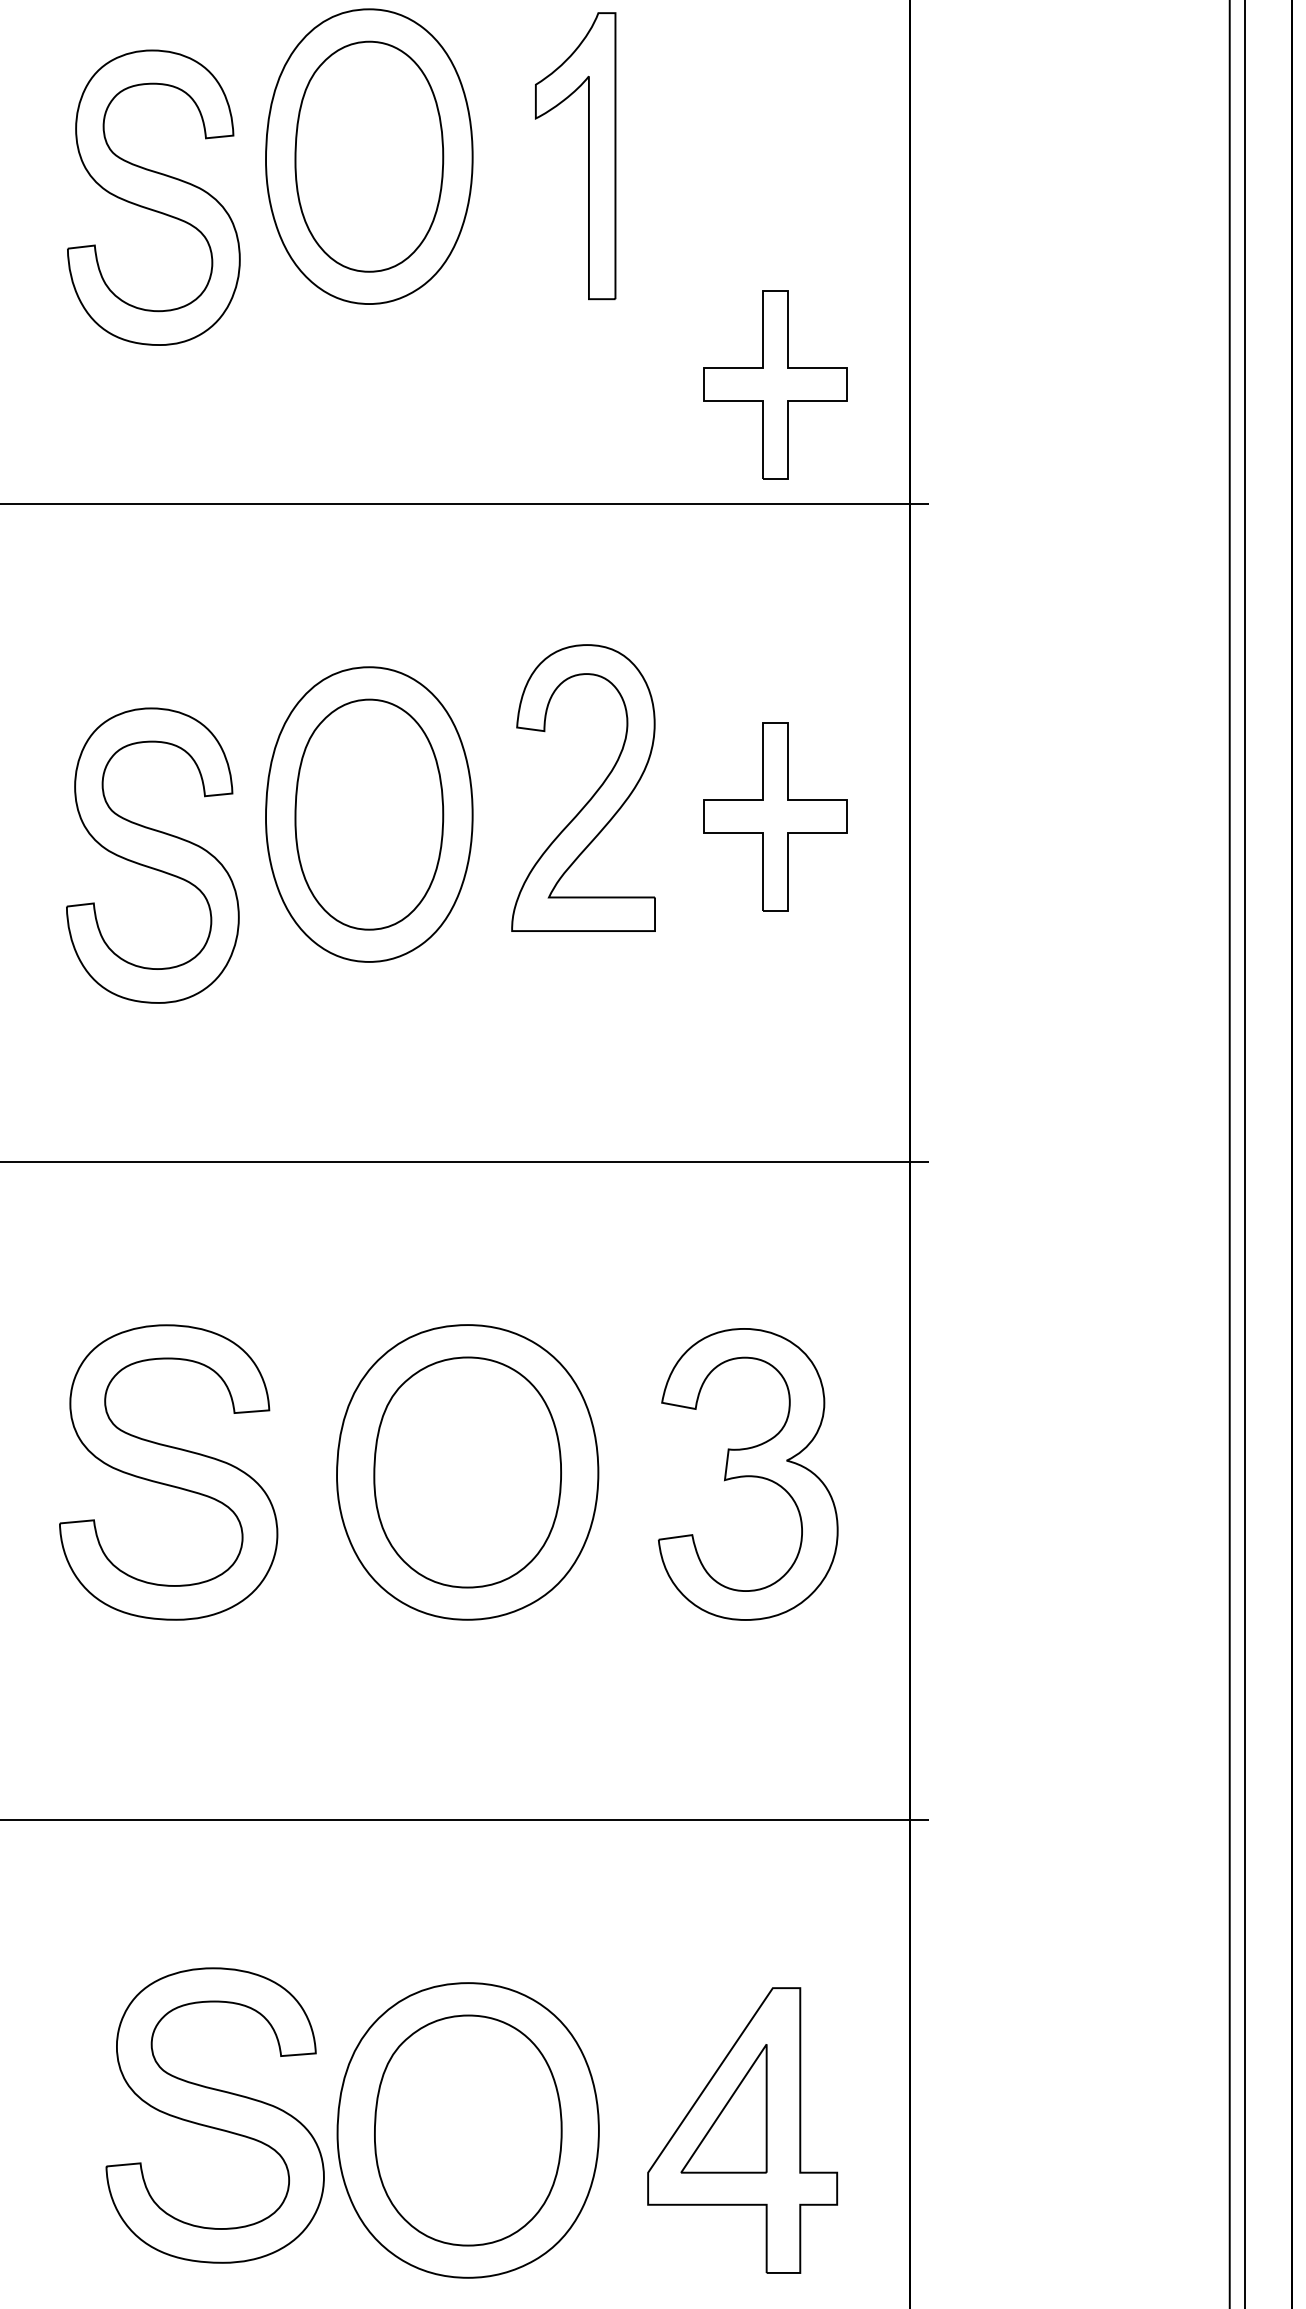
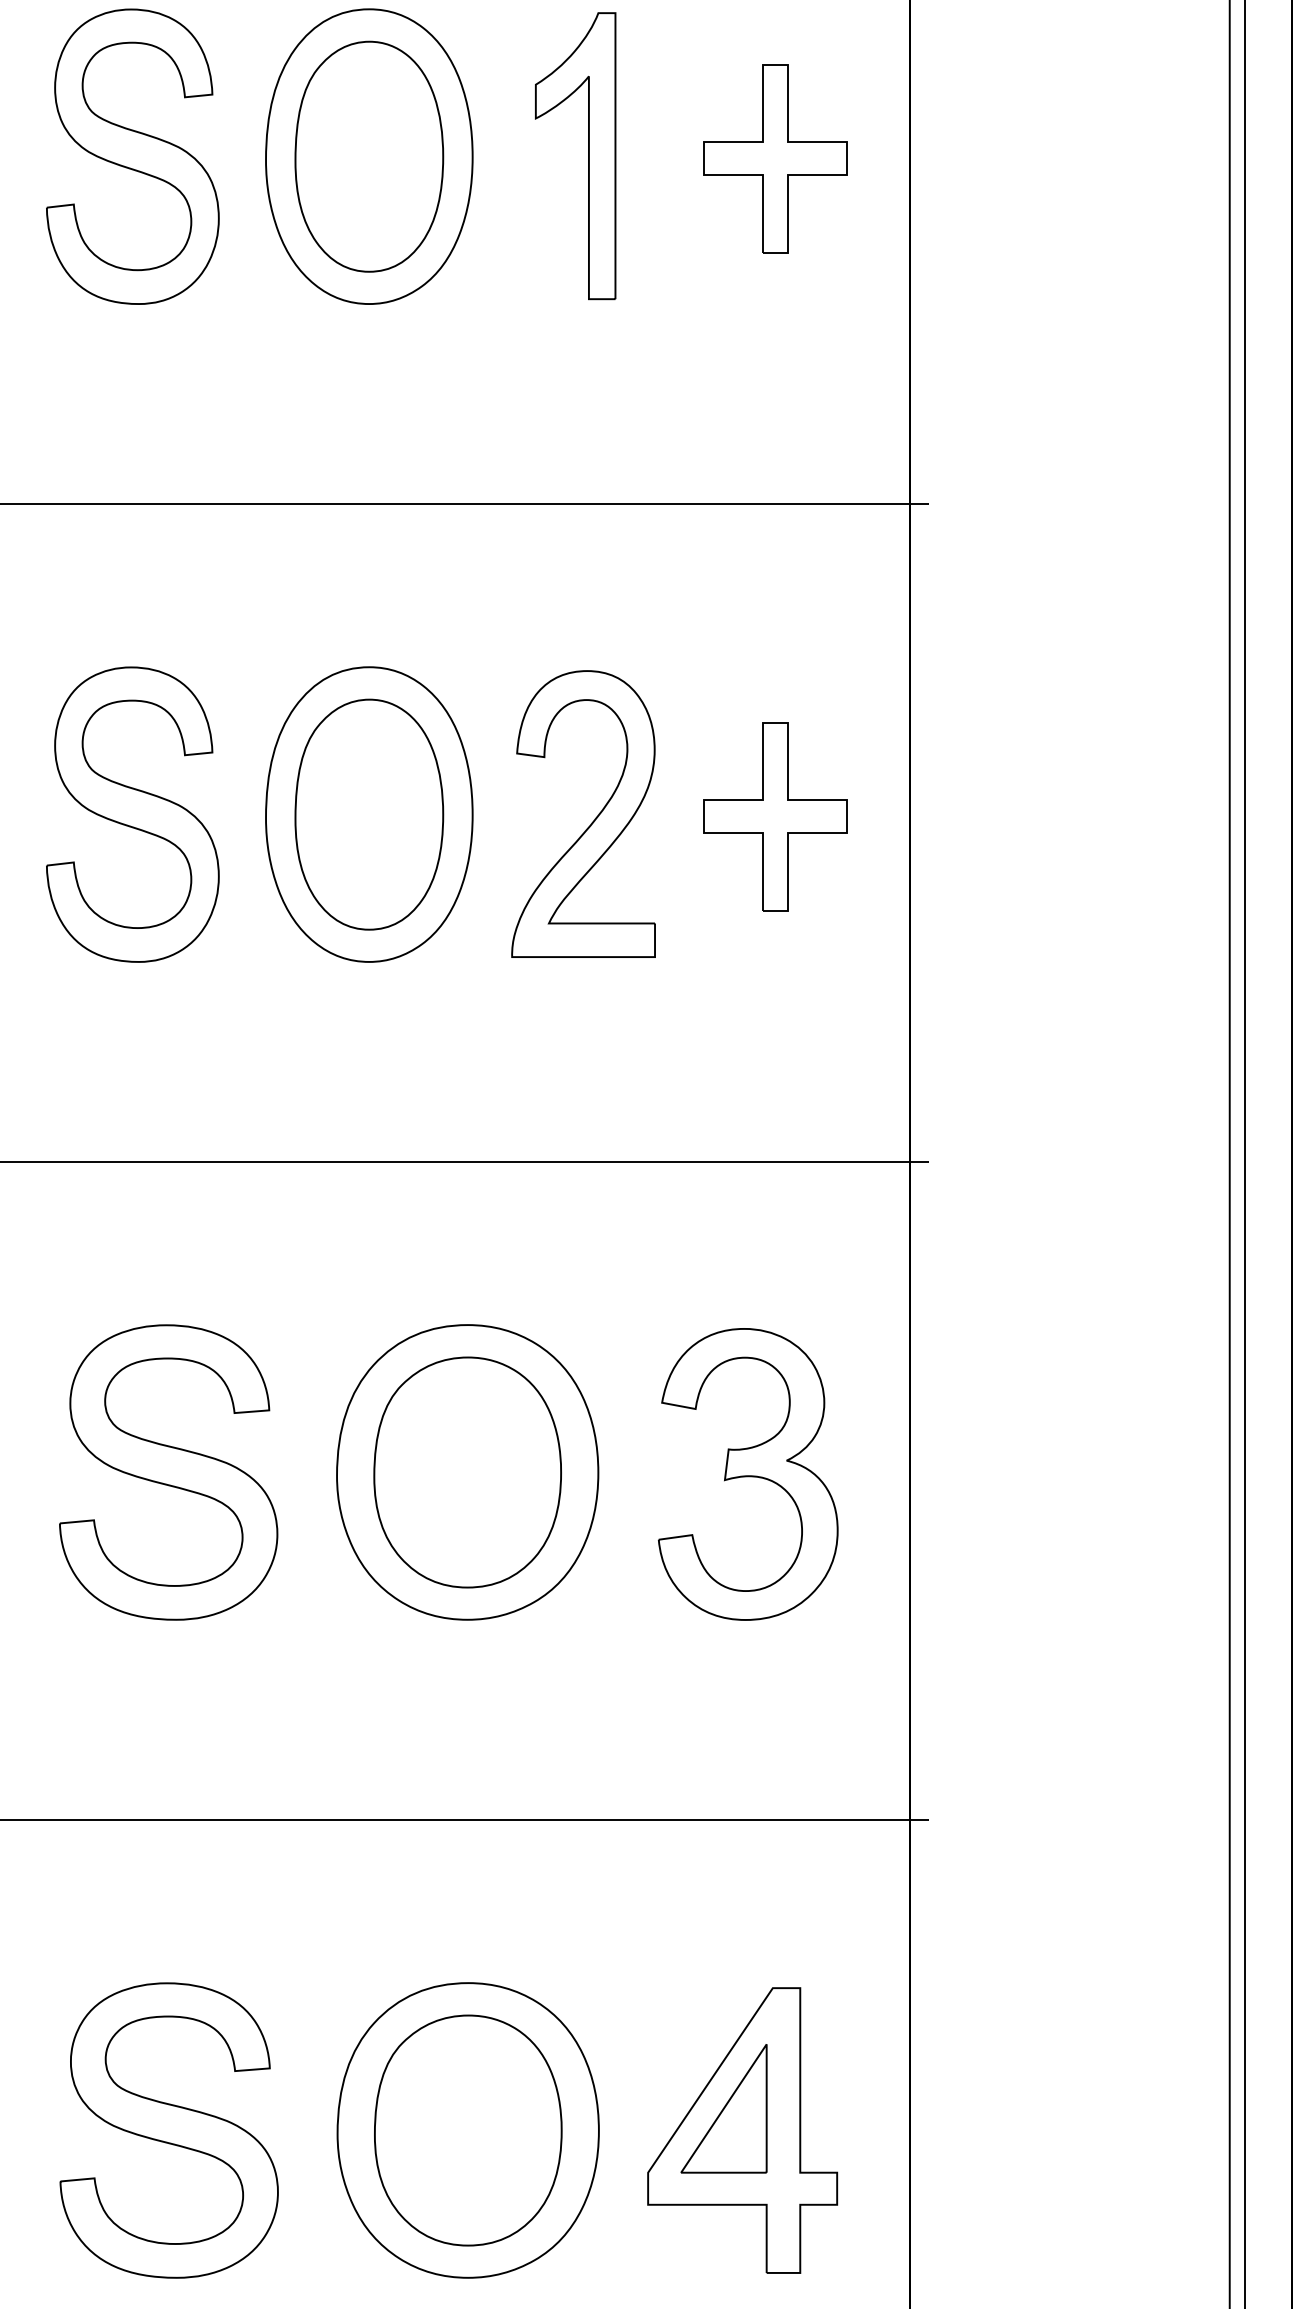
part position: (153, 197) -> (132, 156) (132, 156)
part position: (775, 384) -> (775, 158) (775, 158)
part position: (592, 795) -> (592, 821) (592, 821)
part position: (152, 855) -> (132, 814) (132, 814)
part position: (214, 2115) -> (168, 2130) (168, 2130)
